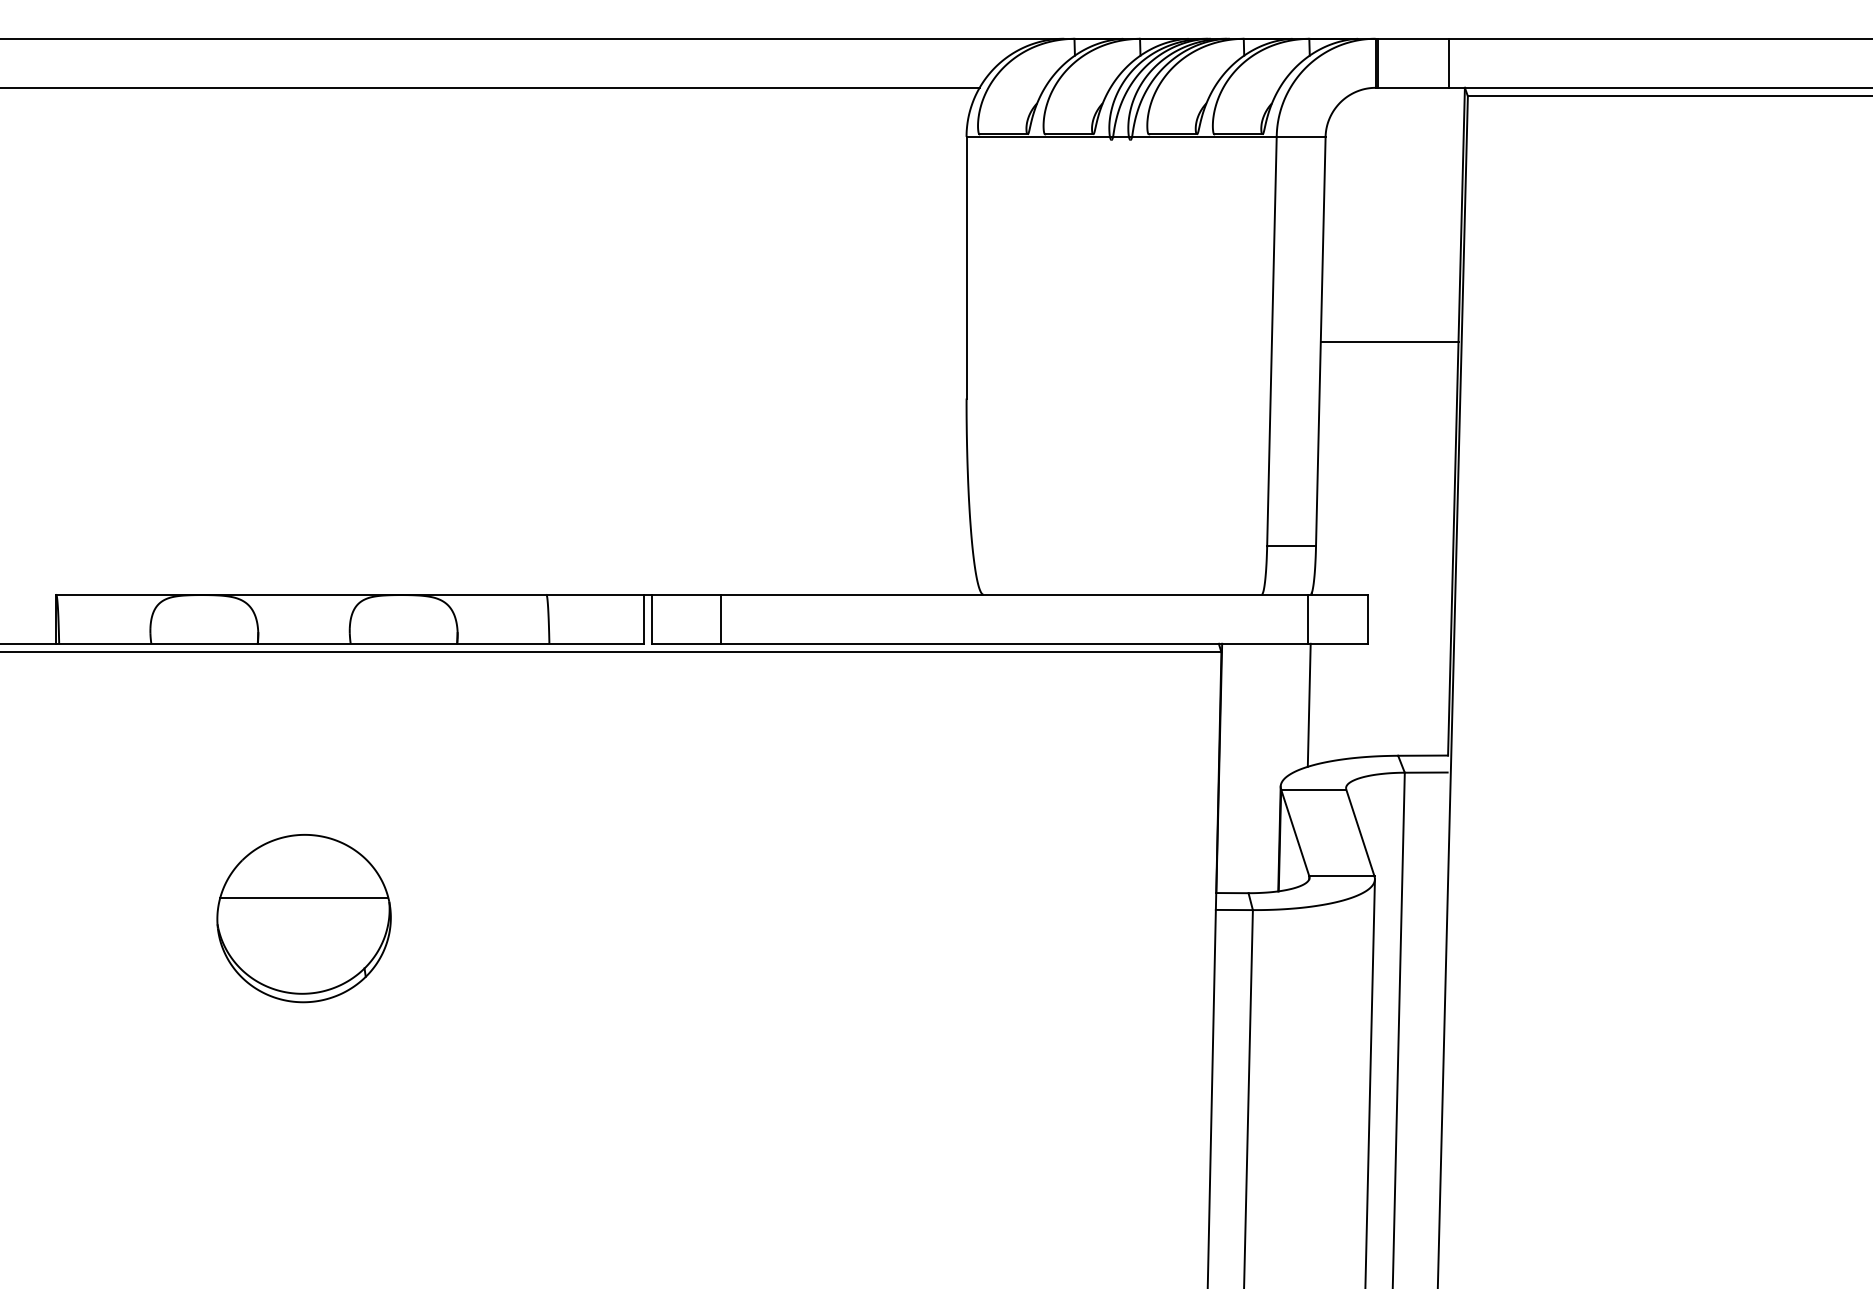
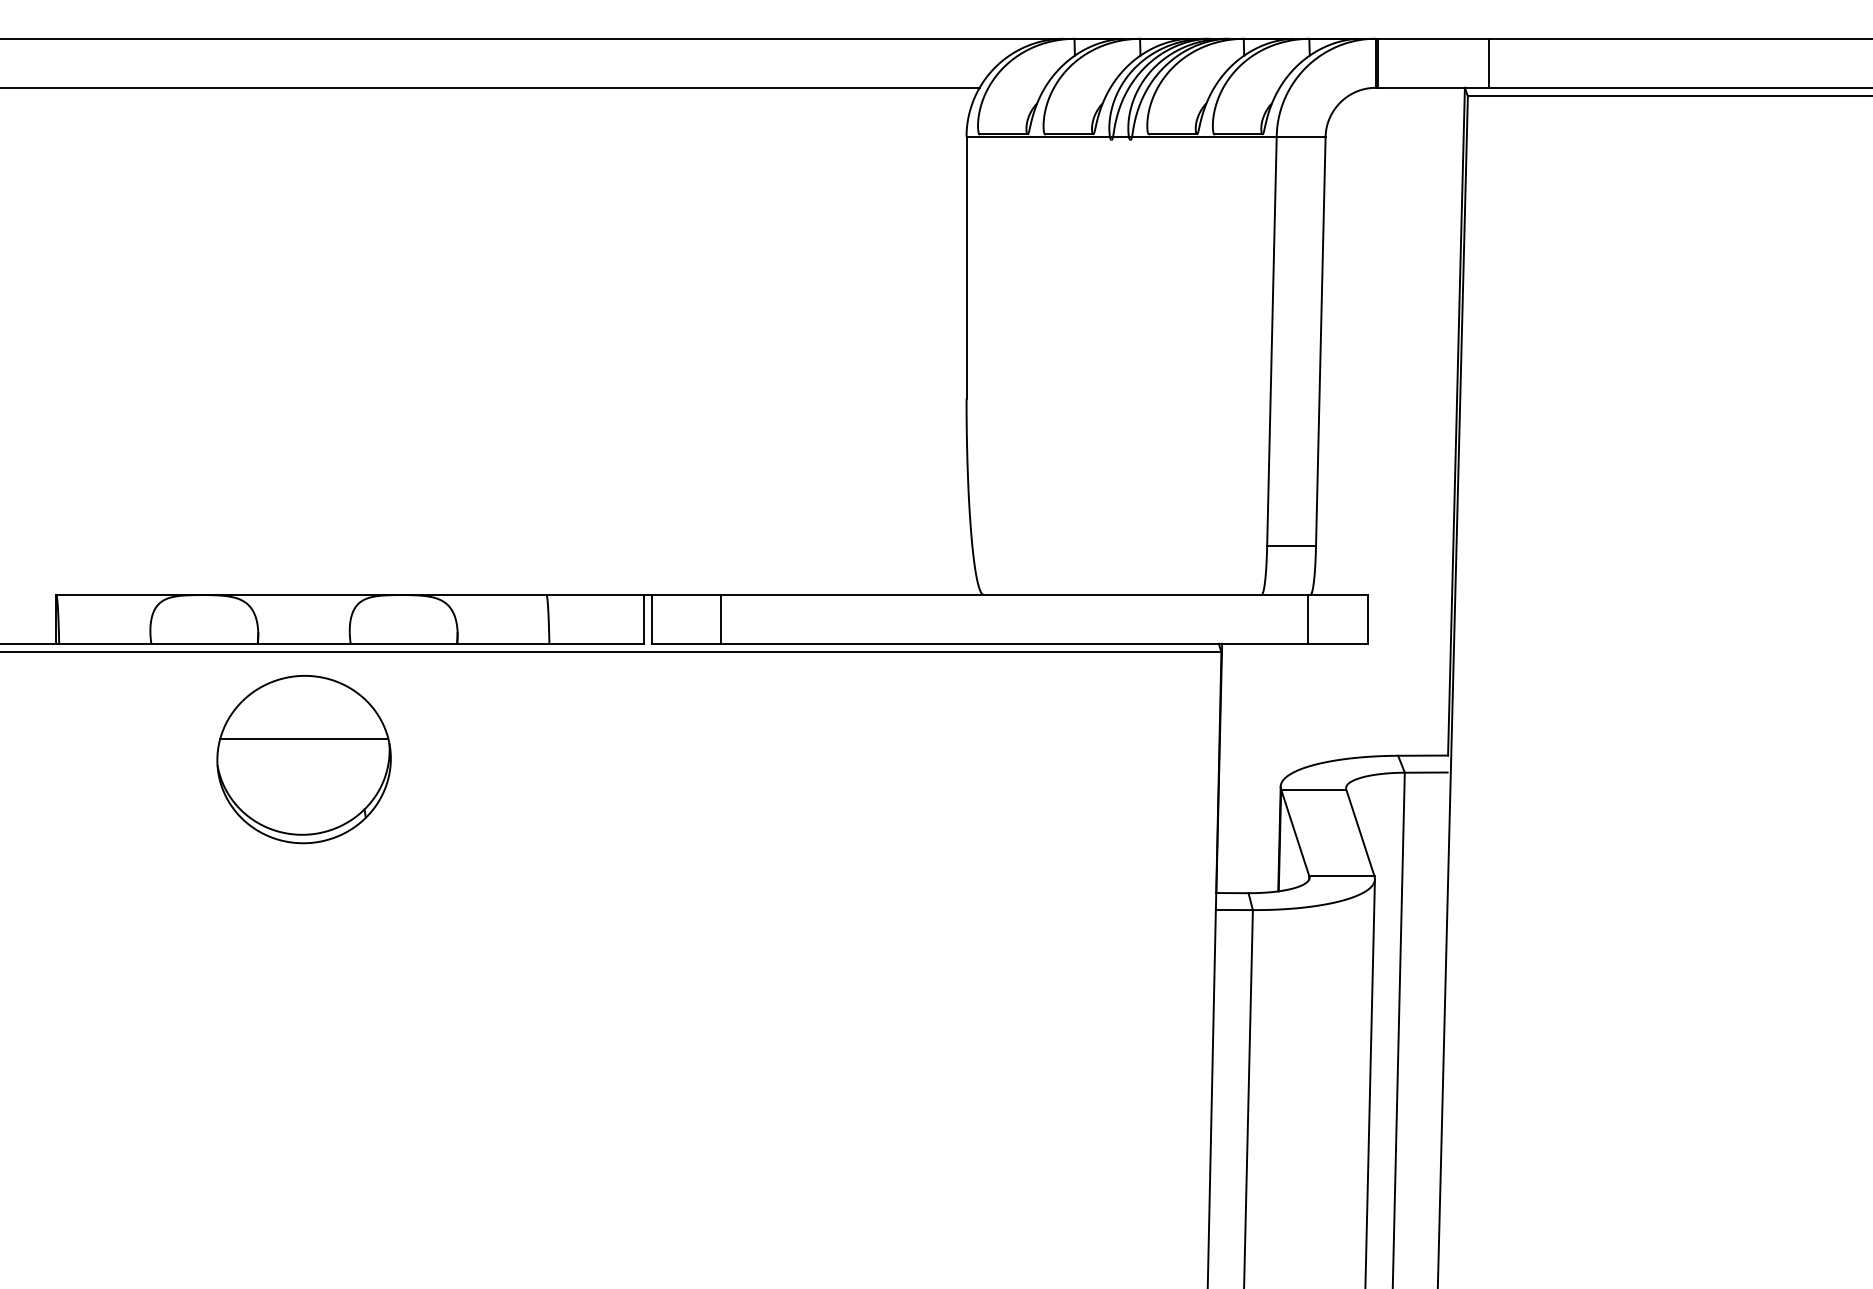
line position: (1448, 62) -> (1488, 62) (1488, 62)
line: present -> none (1389, 341)
line: present -> none (1308, 704)
part position: (303, 918) -> (303, 759) (303, 759)
